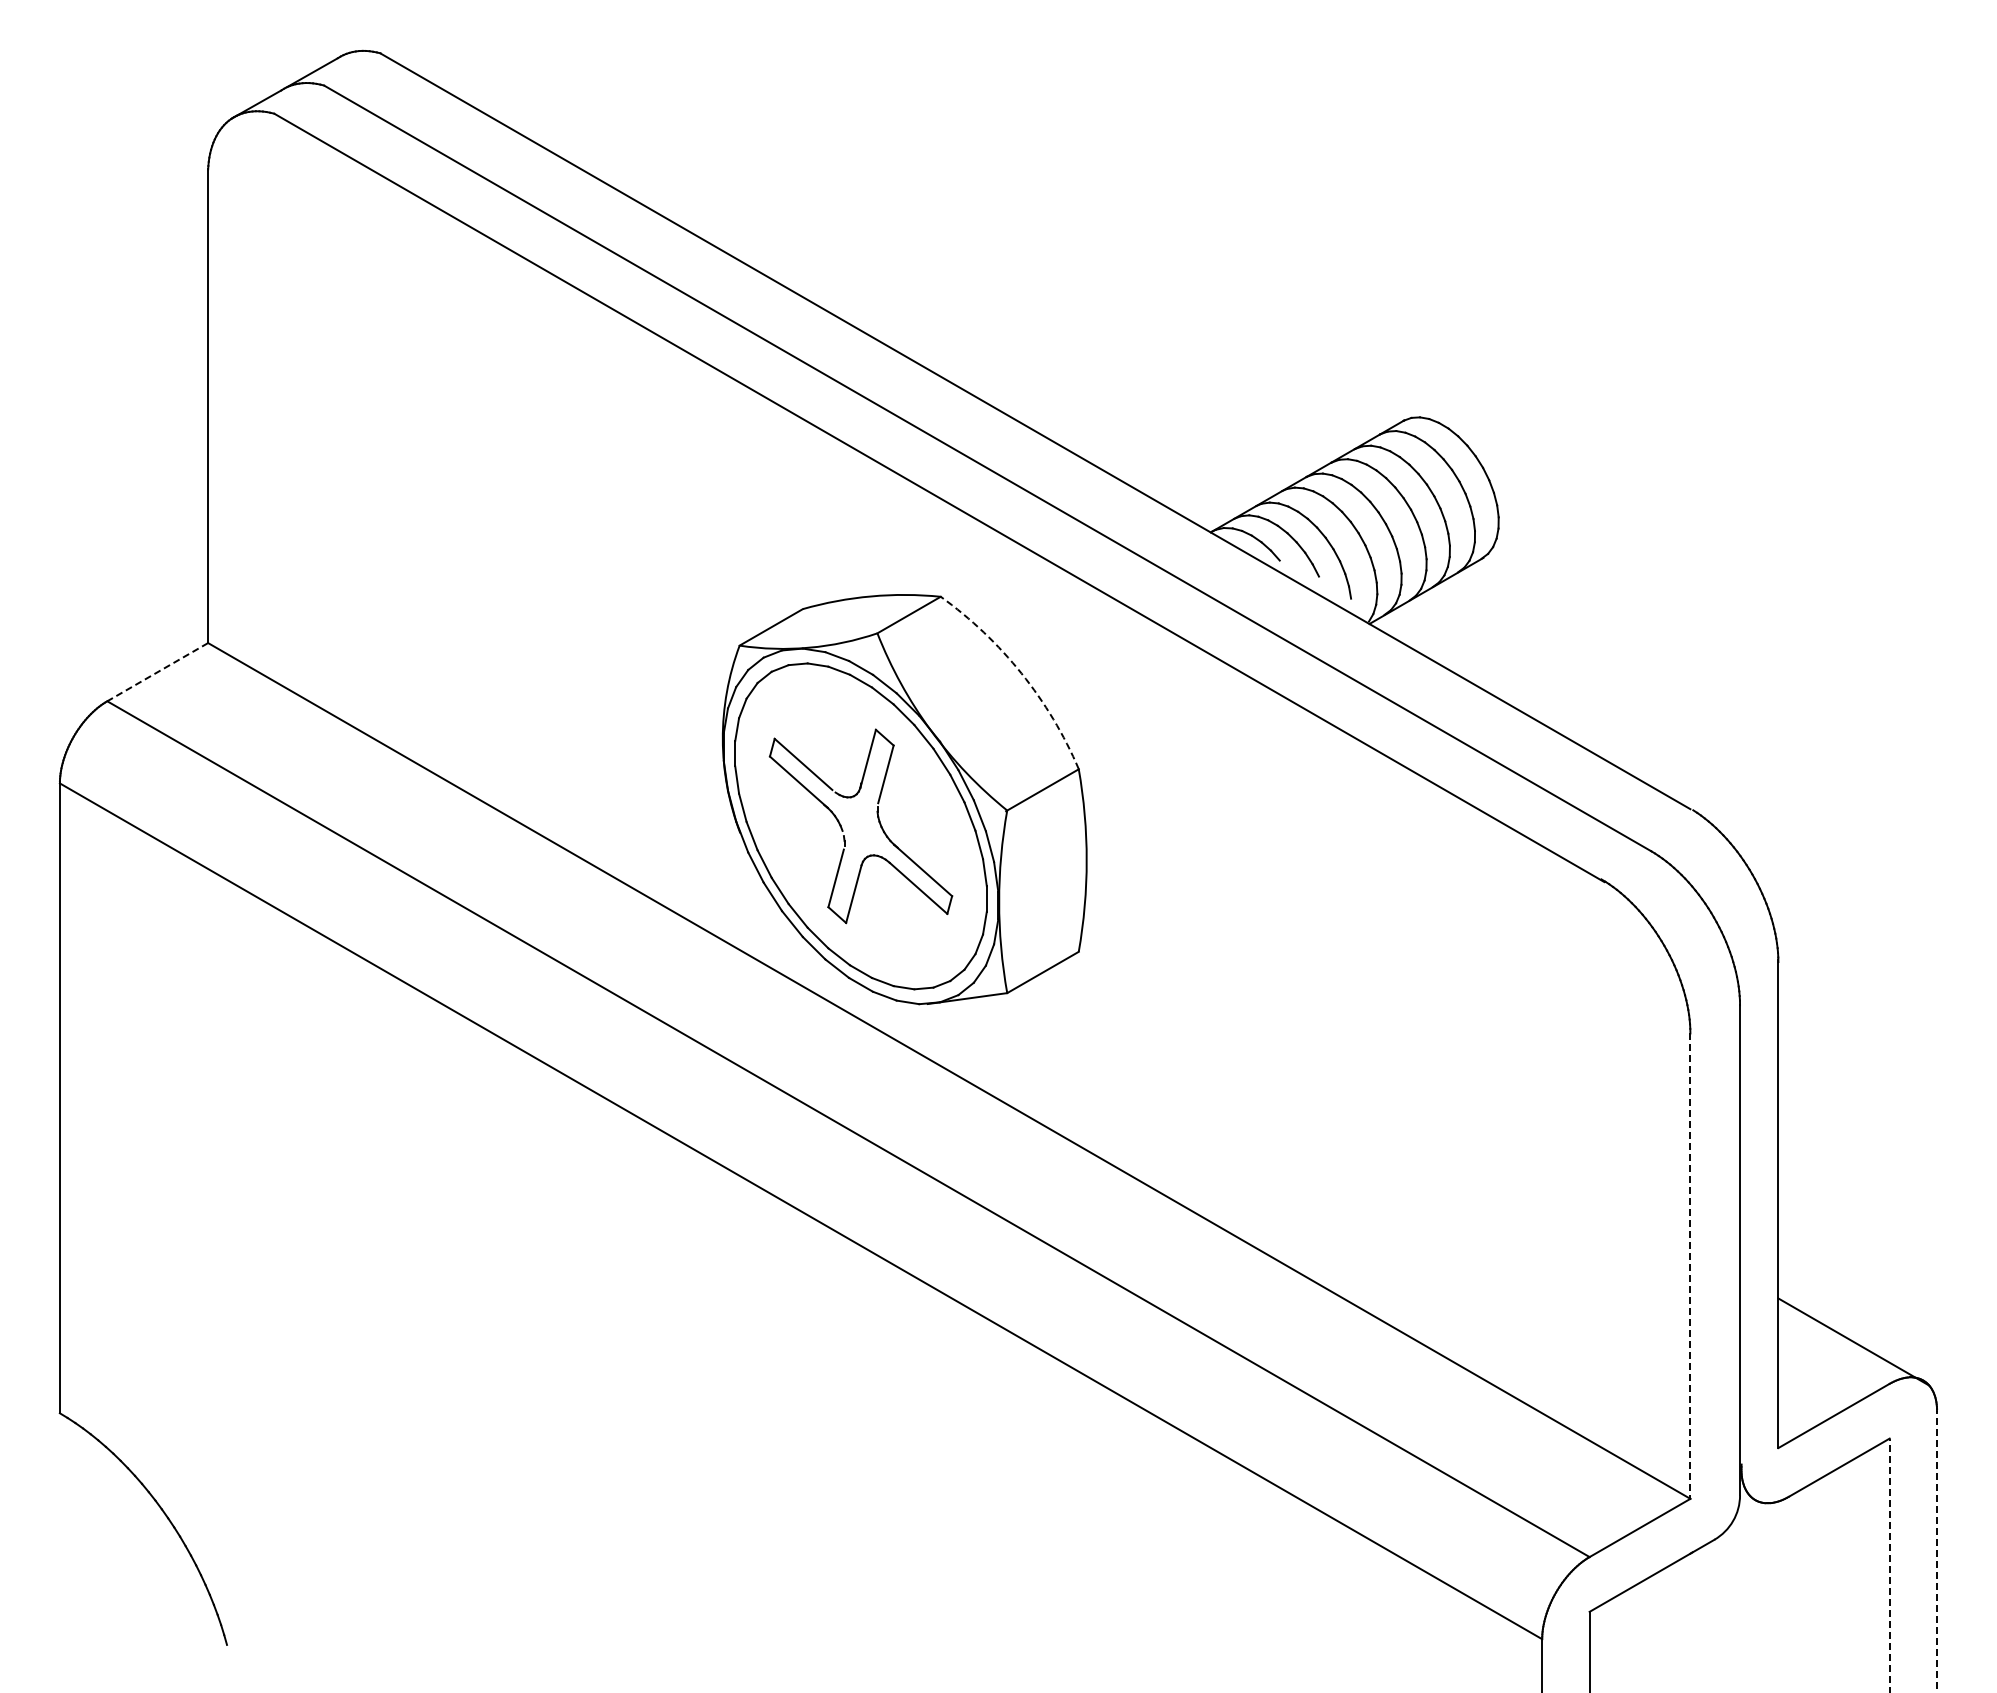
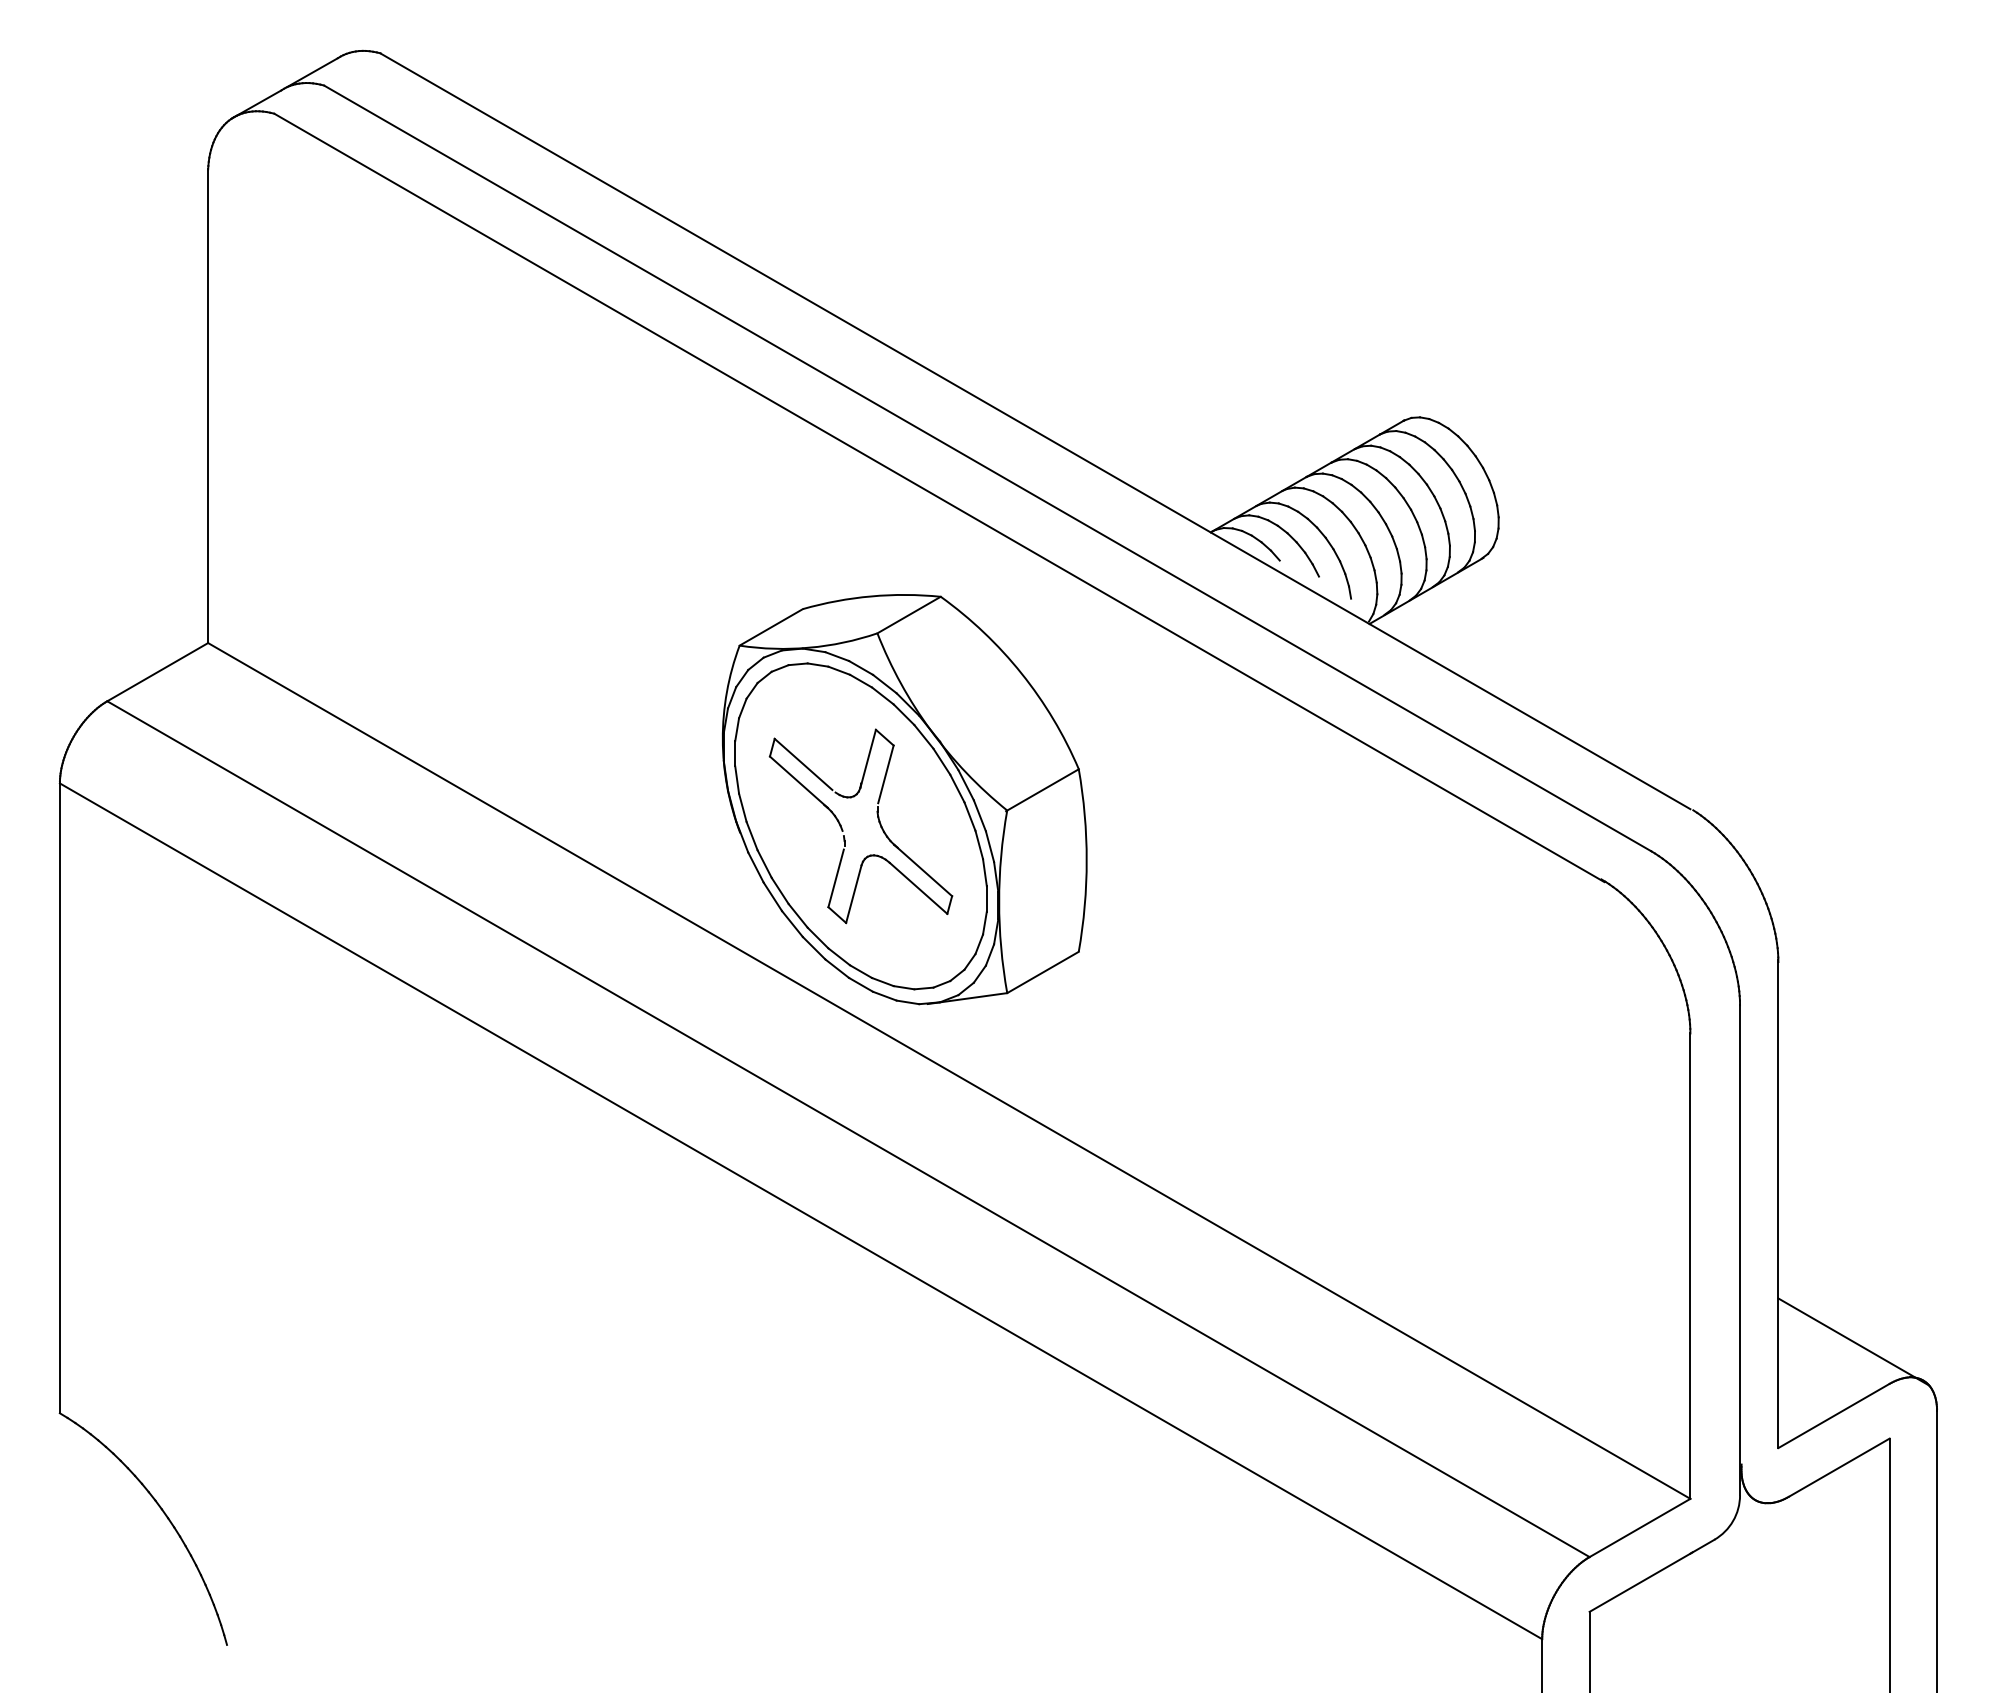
line: dashed -> solid (157, 672)
arc: dashed -> solid (1021, 673)
line: dashed -> solid (1690, 1266)
line: dashed -> solid (1937, 1551)
line: dashed -> solid (1889, 1565)
